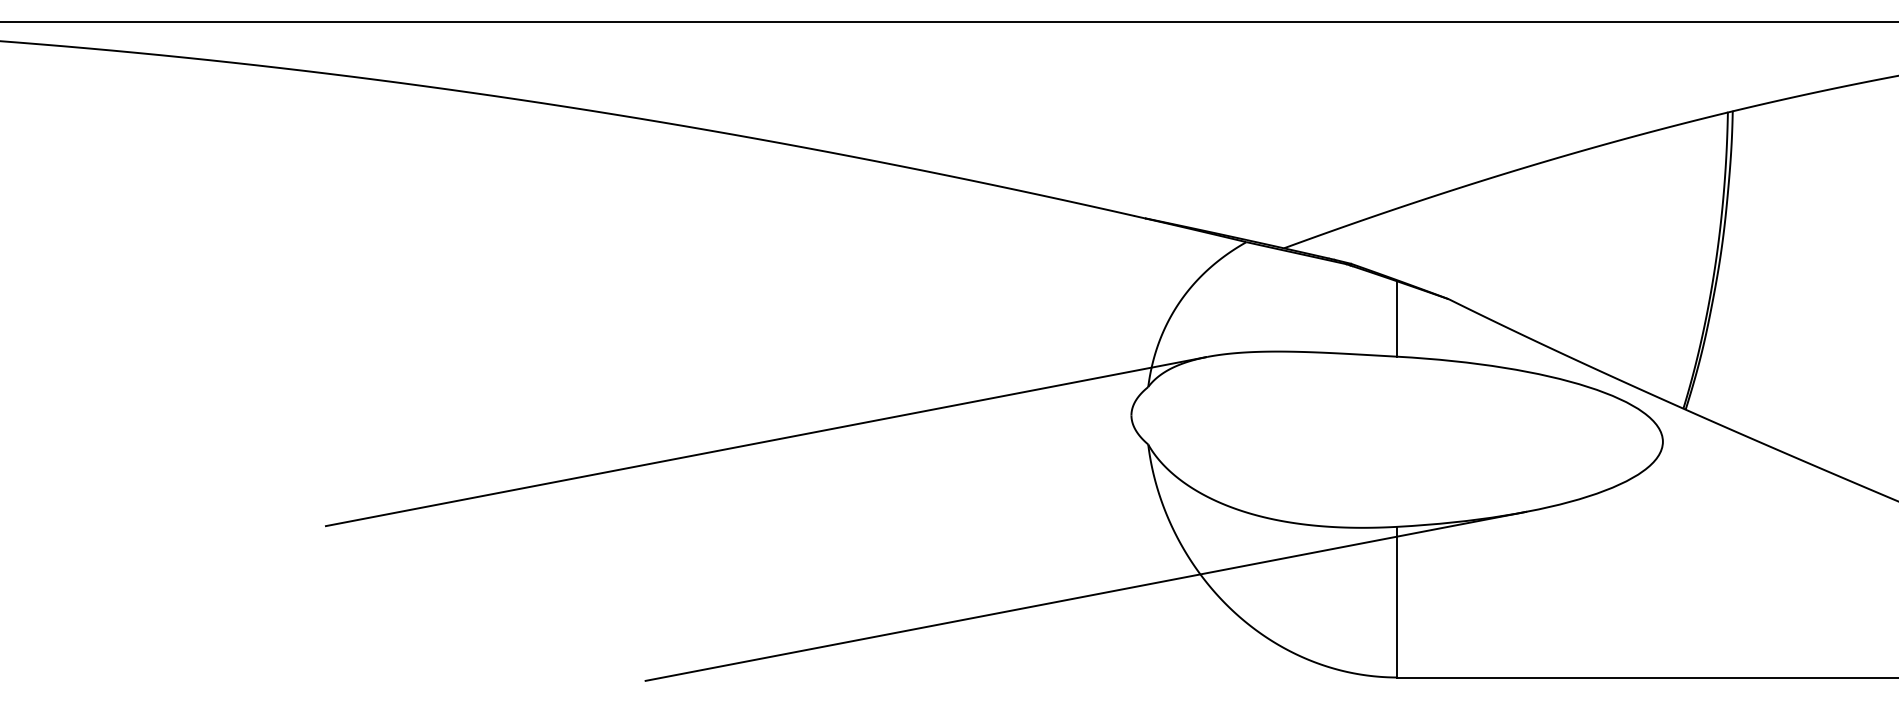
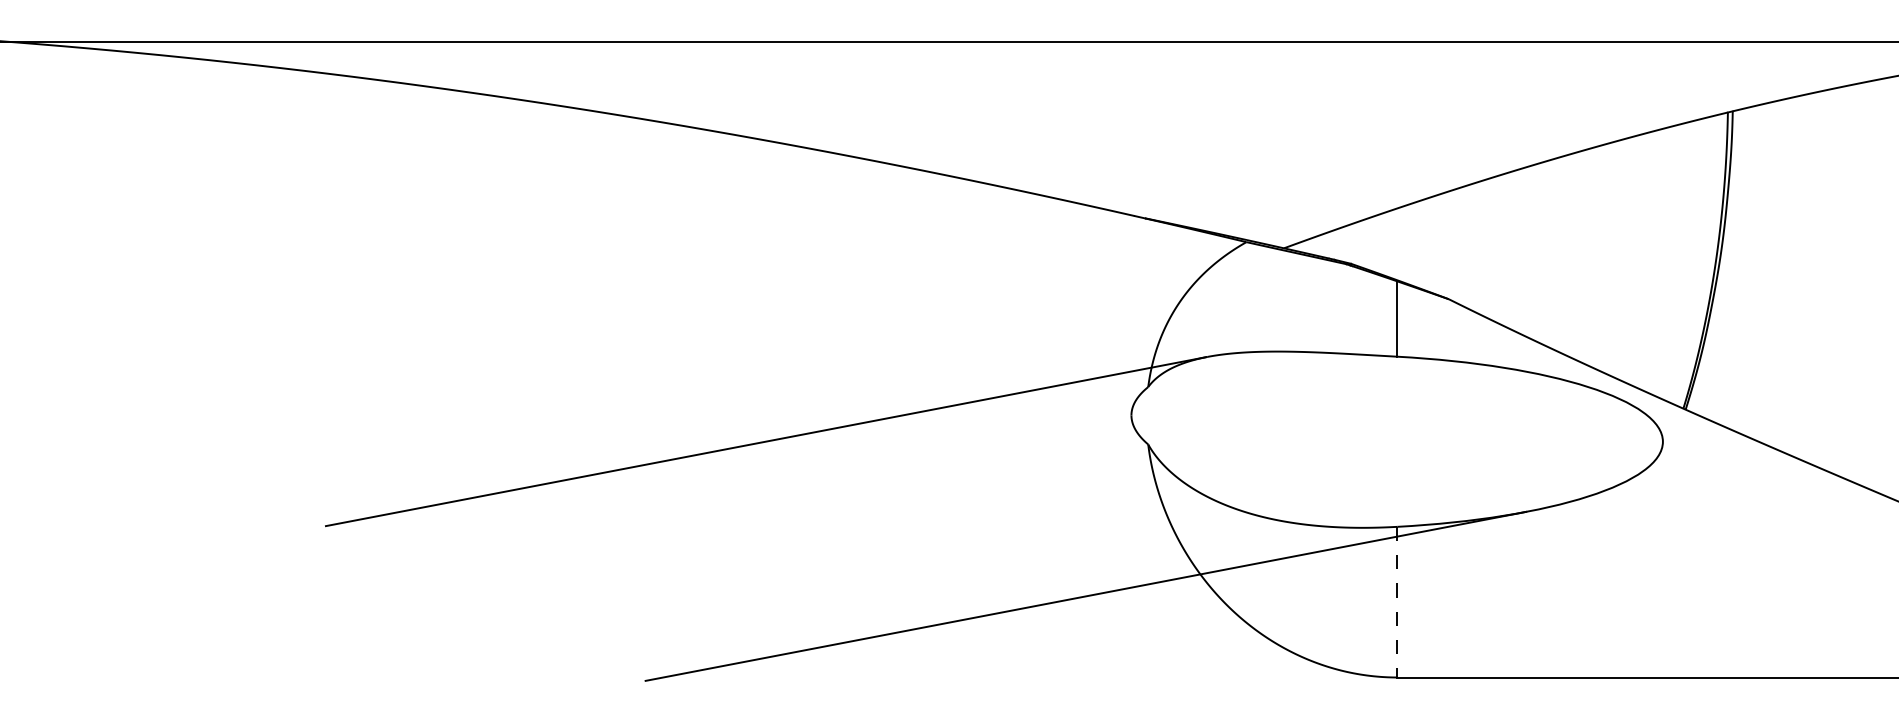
line position: (948, 21) -> (948, 41) (948, 41)
line: solid -> dashed (1397, 602)
